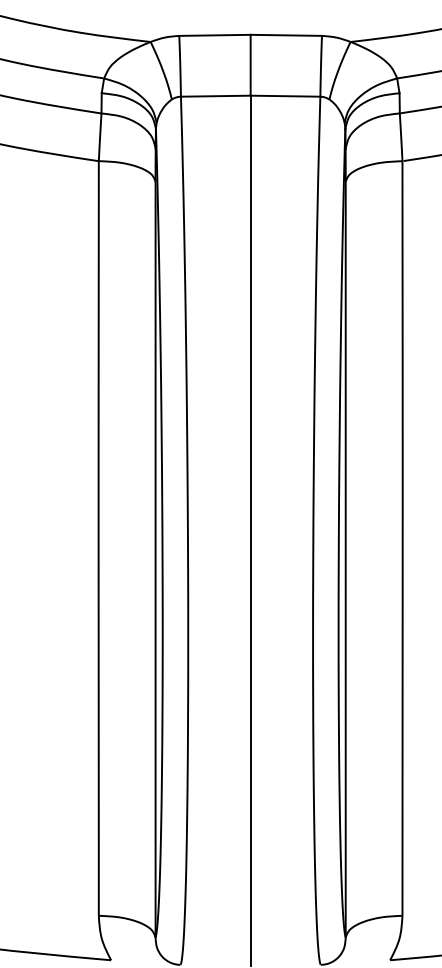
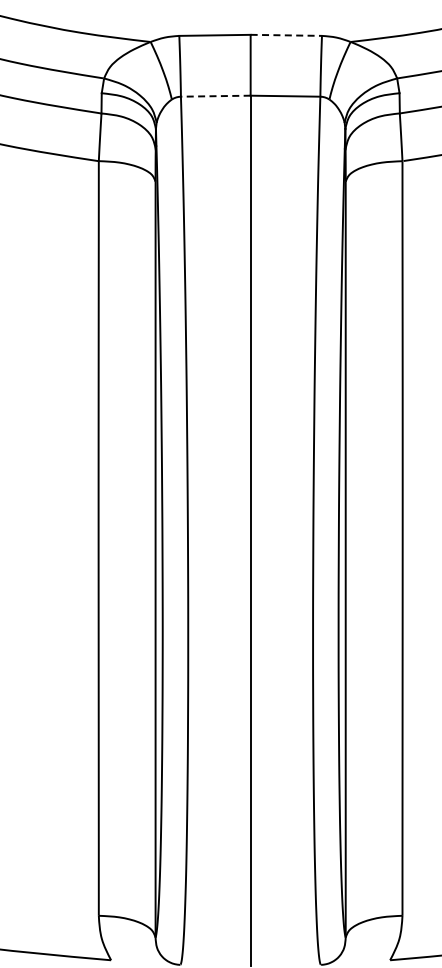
line: solid -> dashed (286, 35)
line: solid -> dashed (215, 96)
